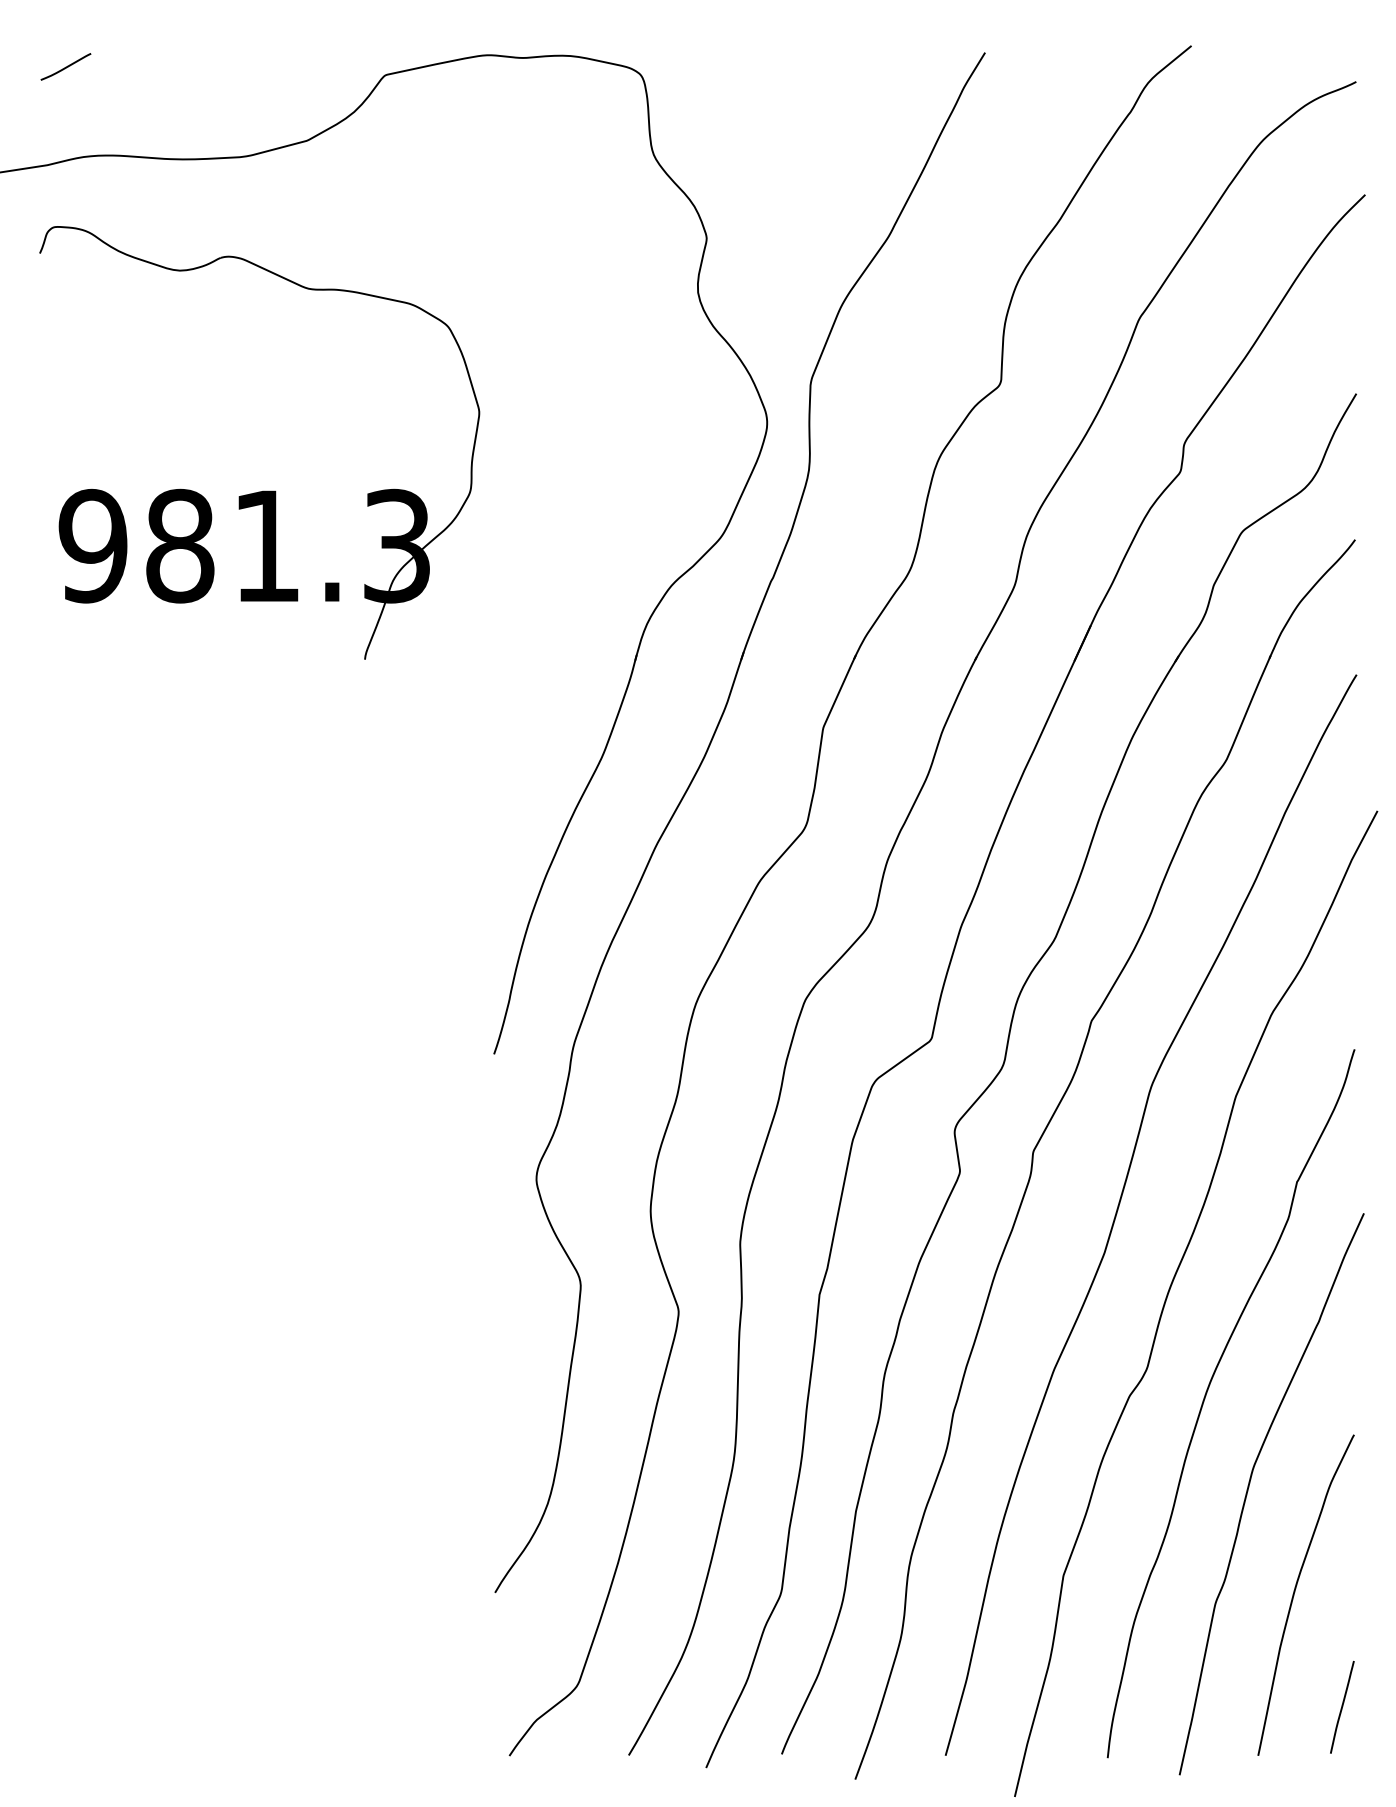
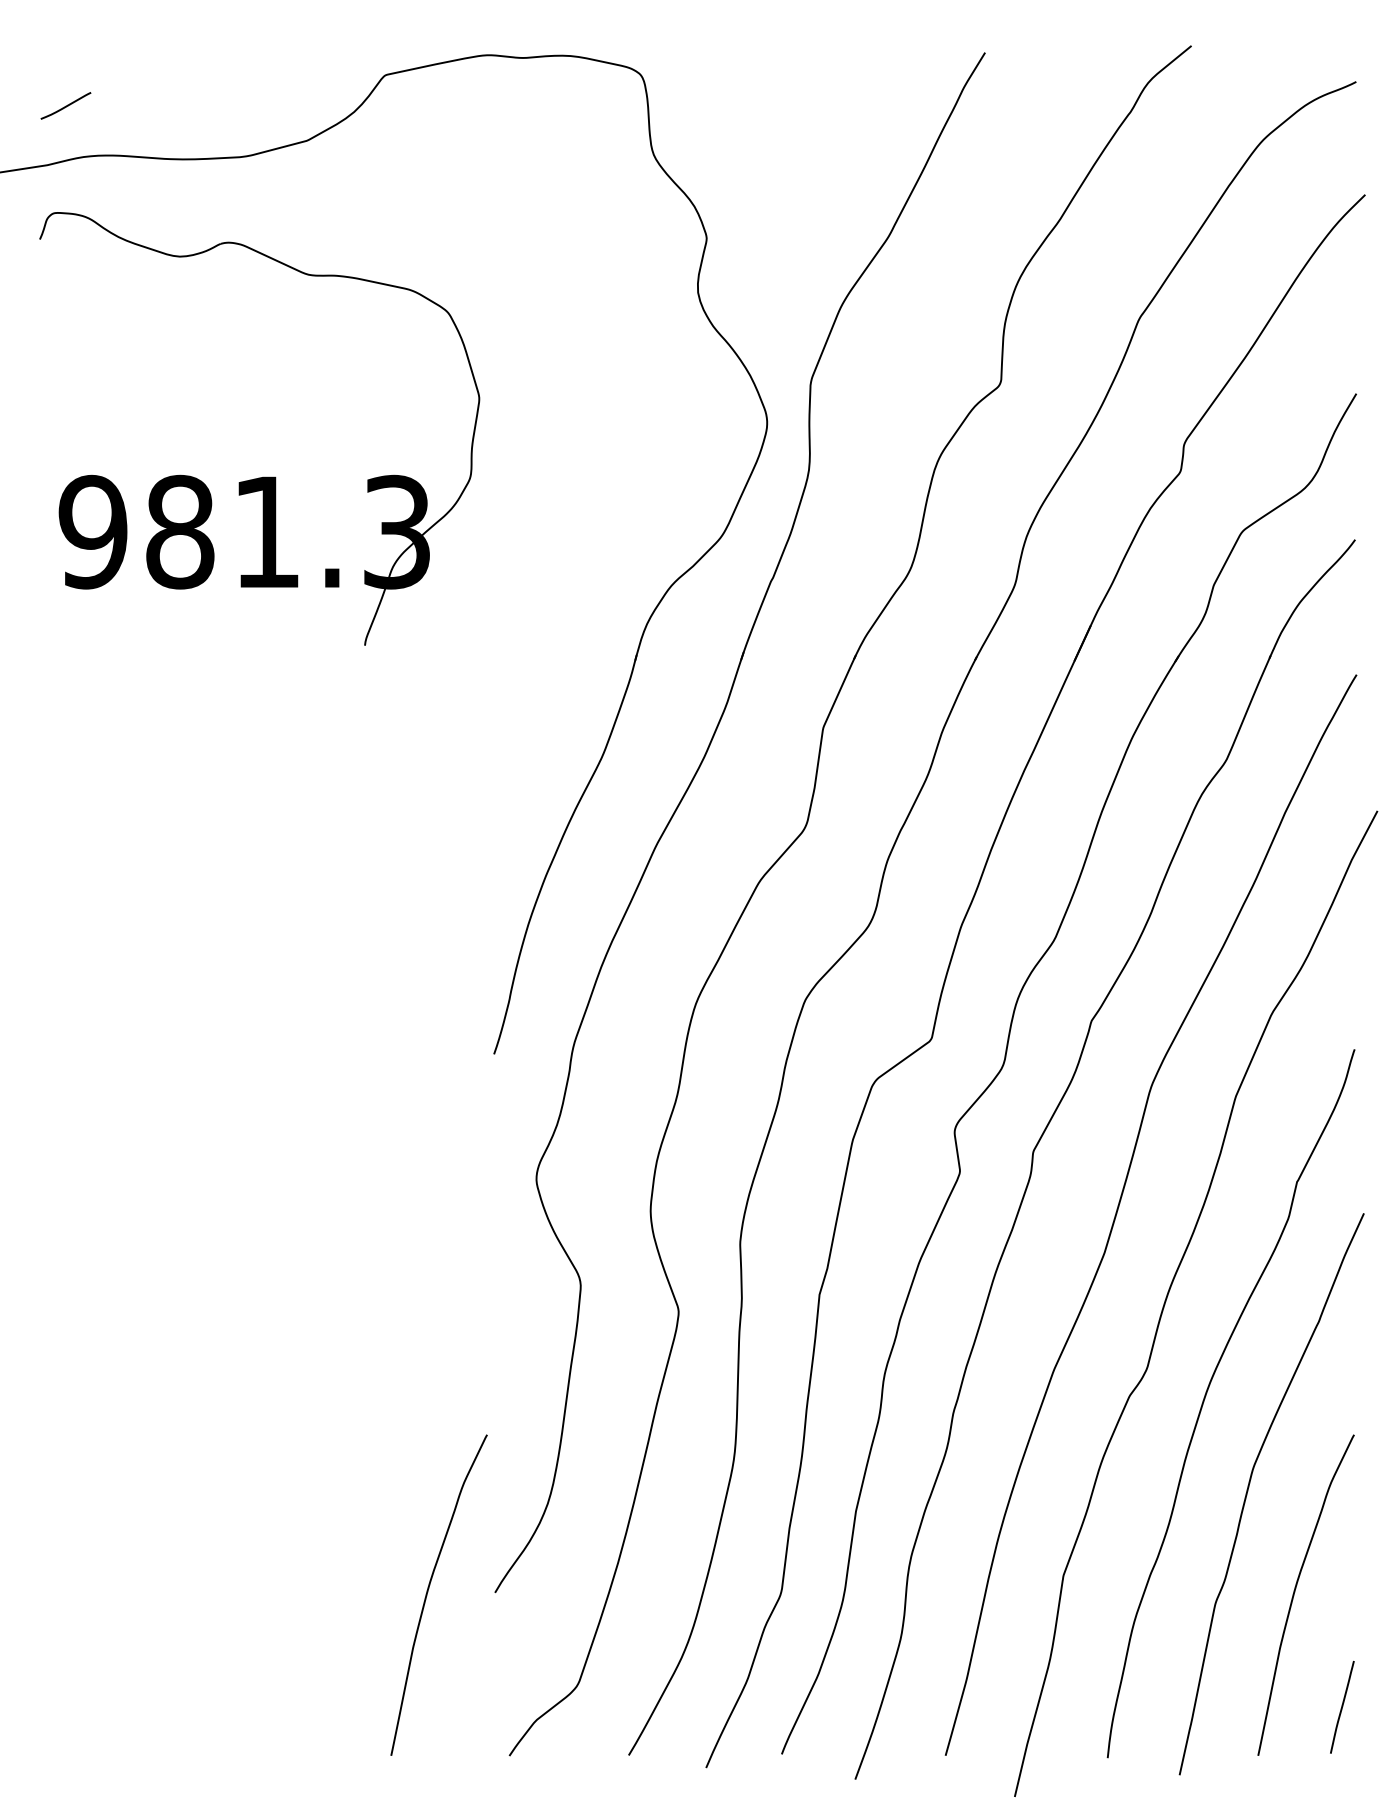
curve position: (65, 66) -> (65, 105) (65, 105)
part position: (263, 490) -> (263, 476) (263, 476)
curve: none -> present (428, 1592)
